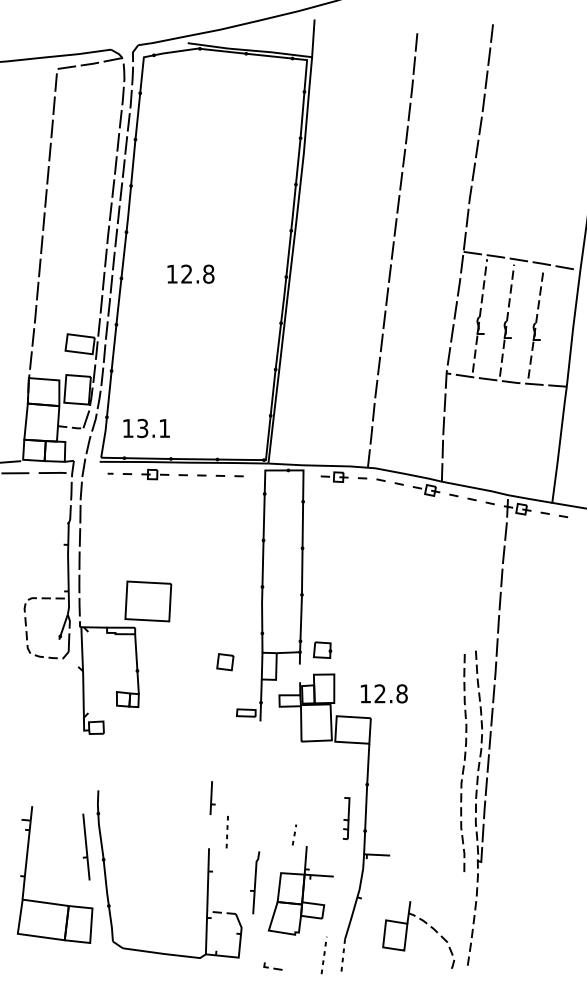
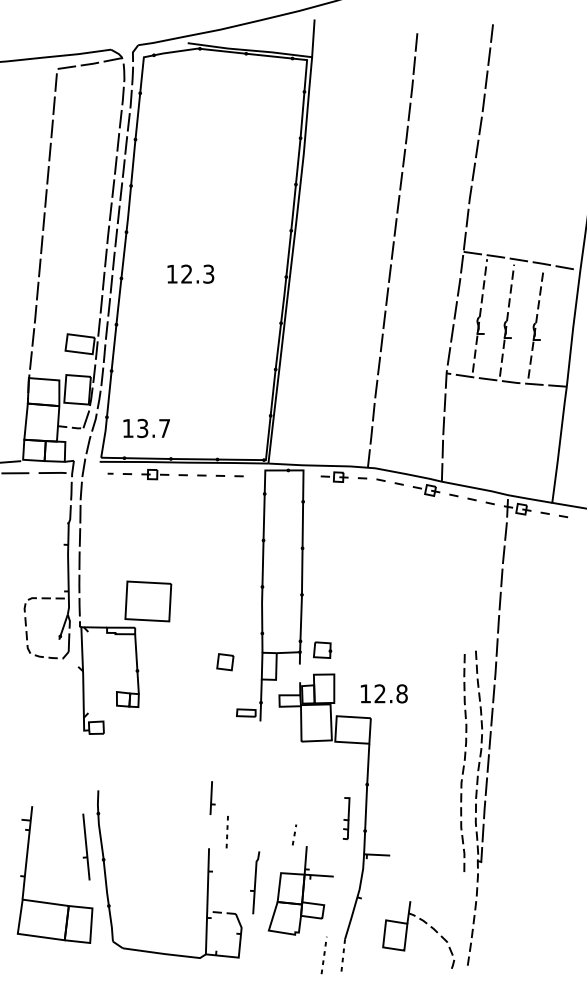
text: 12.8 -> 12.3 (208, 273)
text: 13.1 -> 13.7 (164, 428)
part: present -> none (272, 966)
